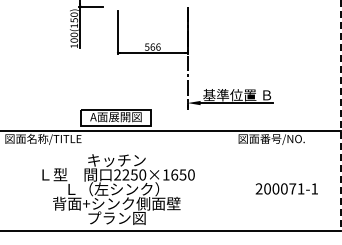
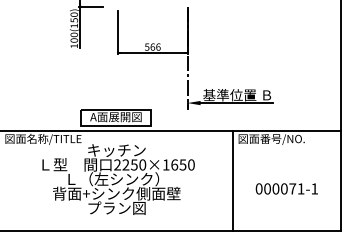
line: dashed -> solid (341, 116)
line: none -> present (232, 180)
text: 200071-1 -> 000071-1 (258, 188)
text position: (118, 189) -> (118, 179) (118, 179)
